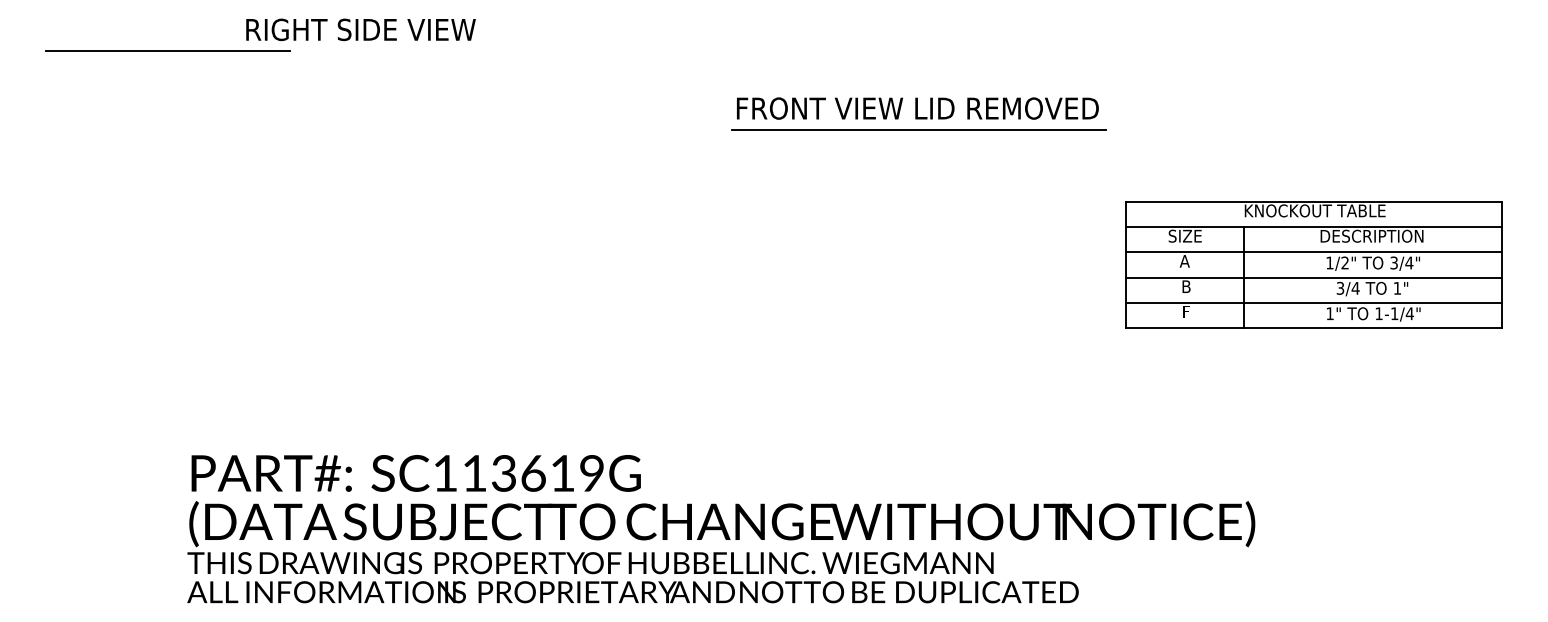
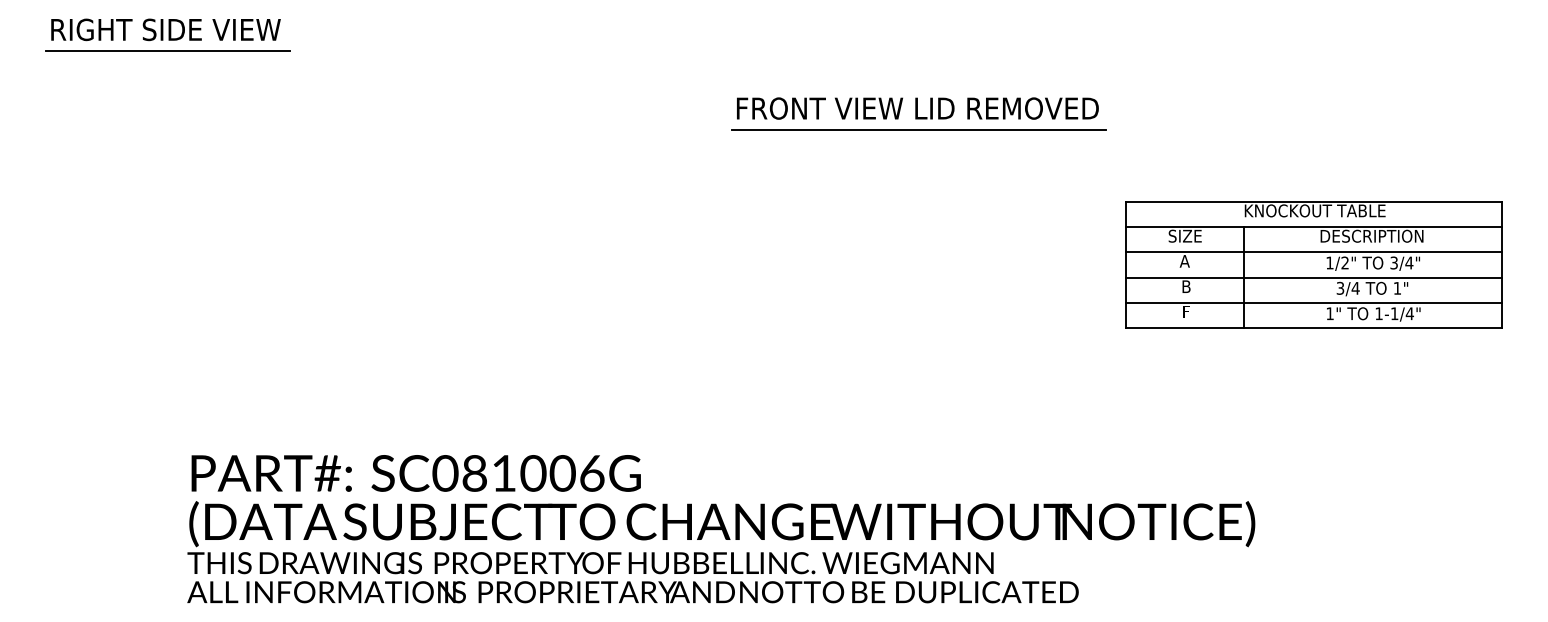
text position: (360, 29) -> (165, 29) (165, 29)
text: SC113619G -> SC081006G (518, 473)
